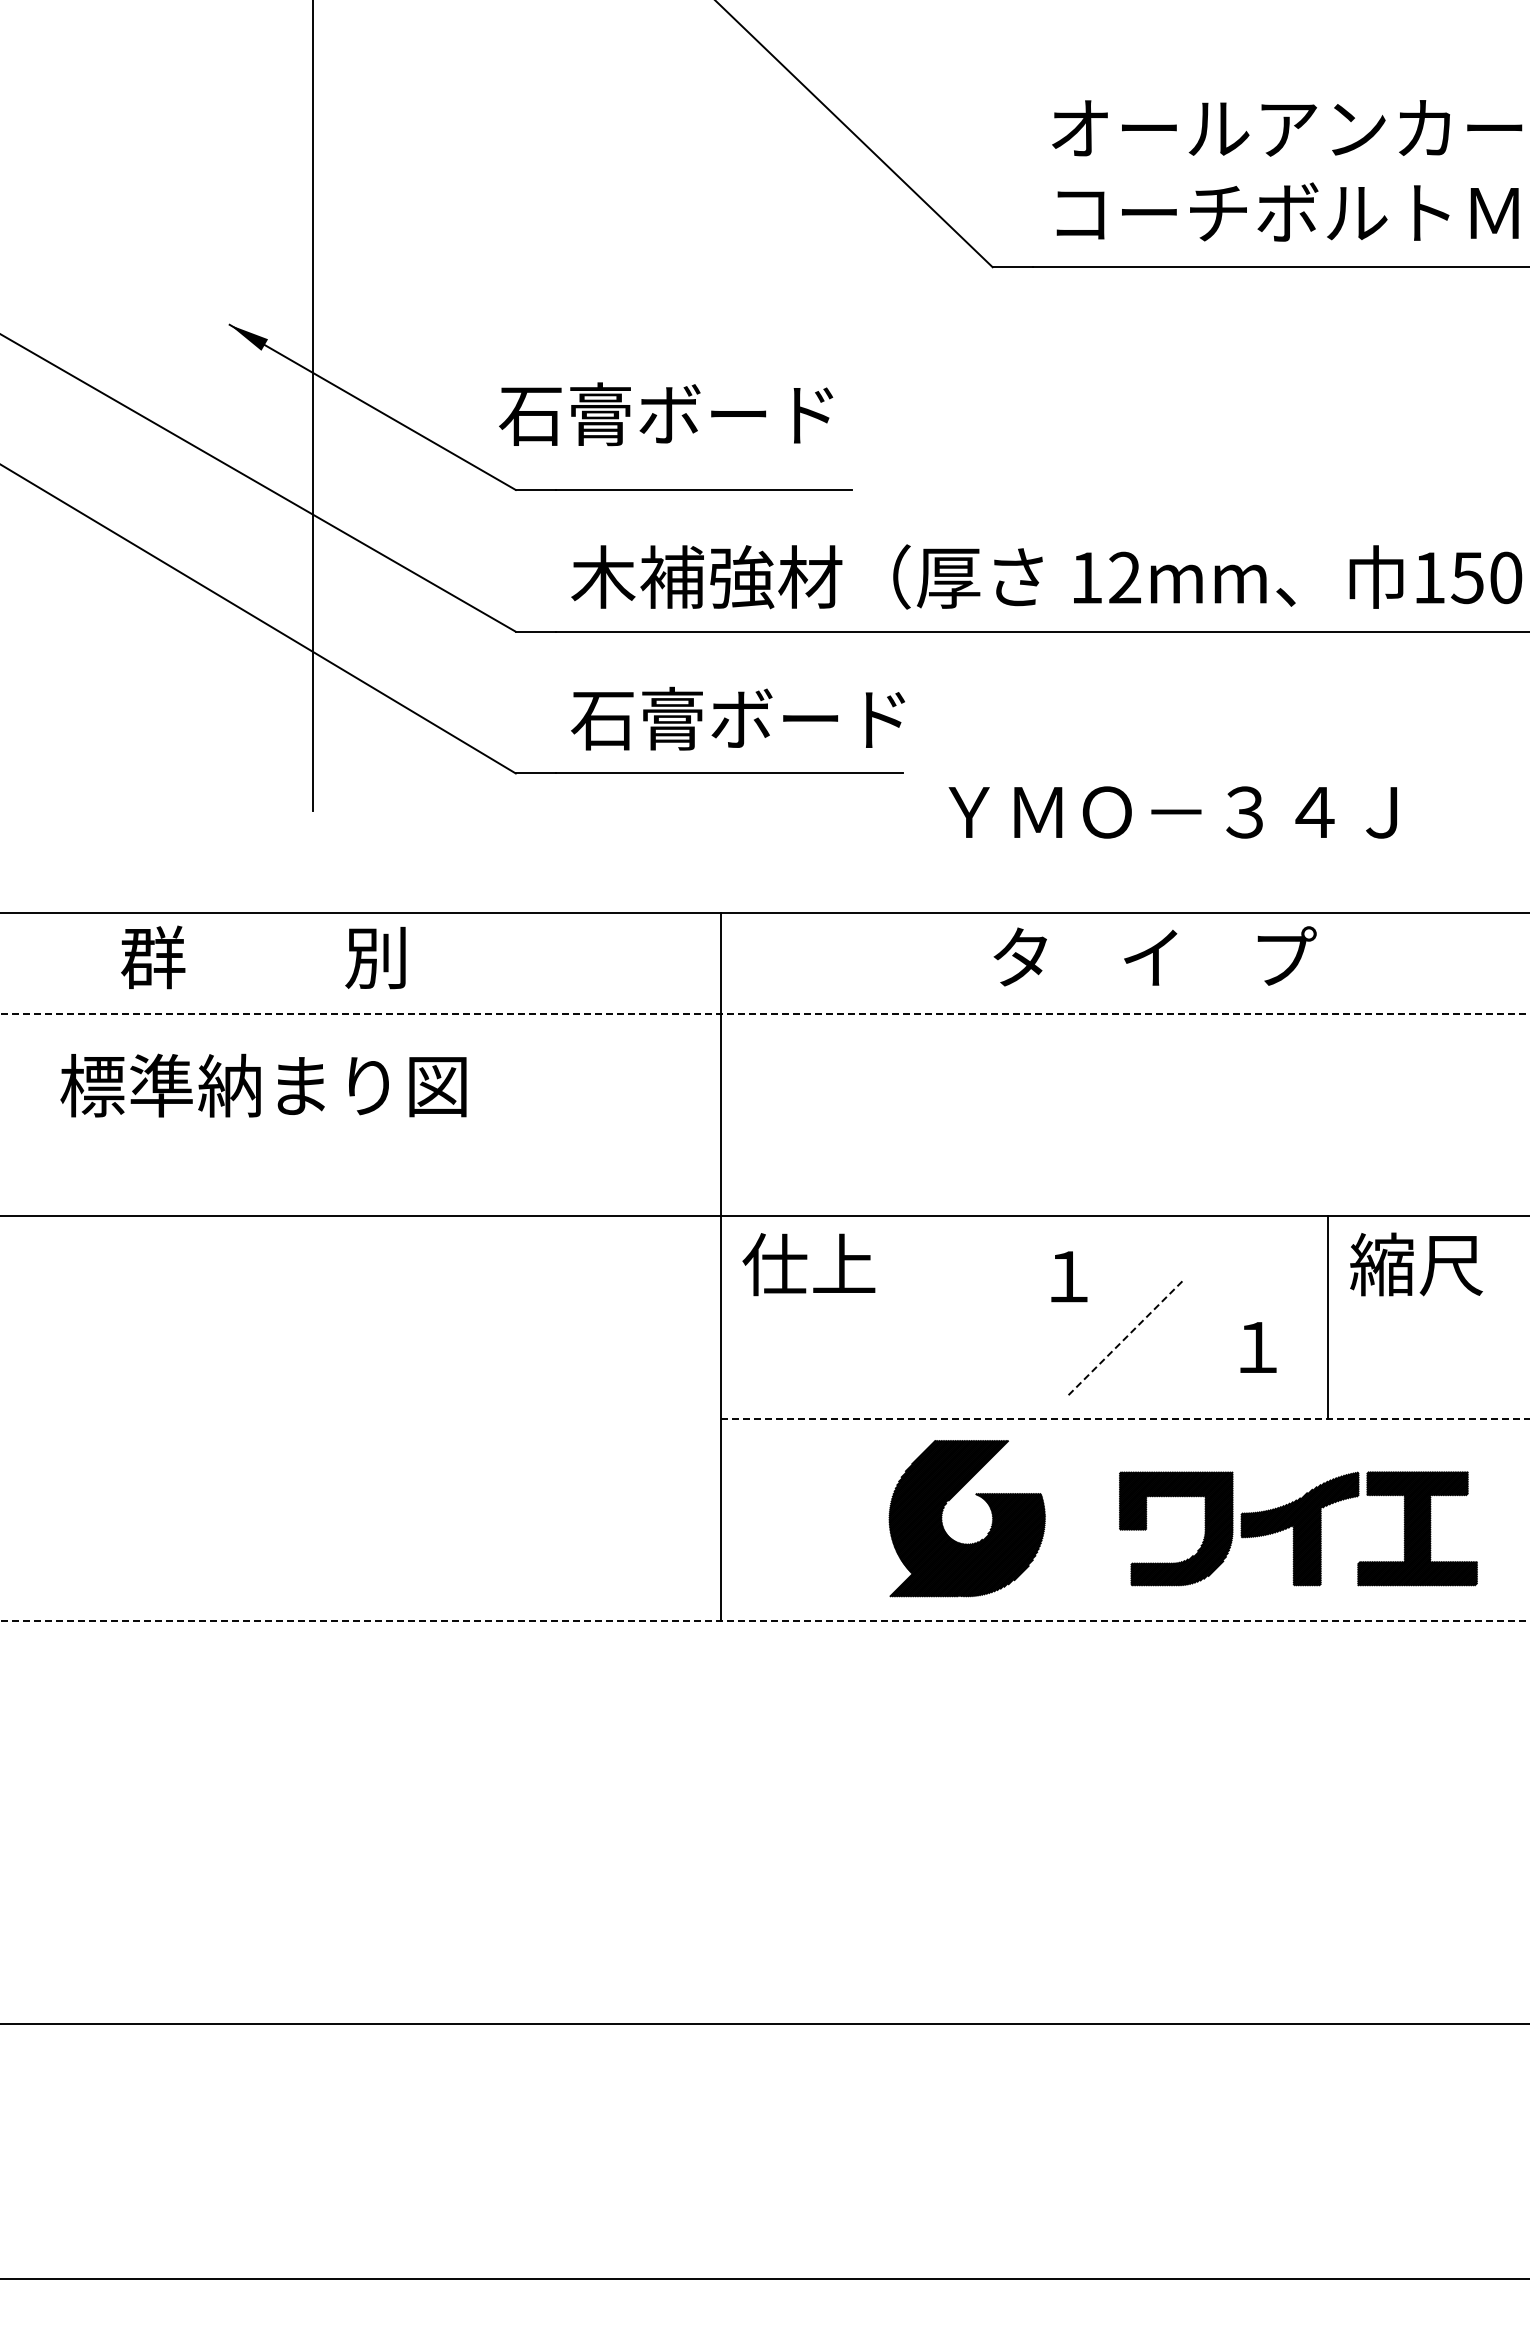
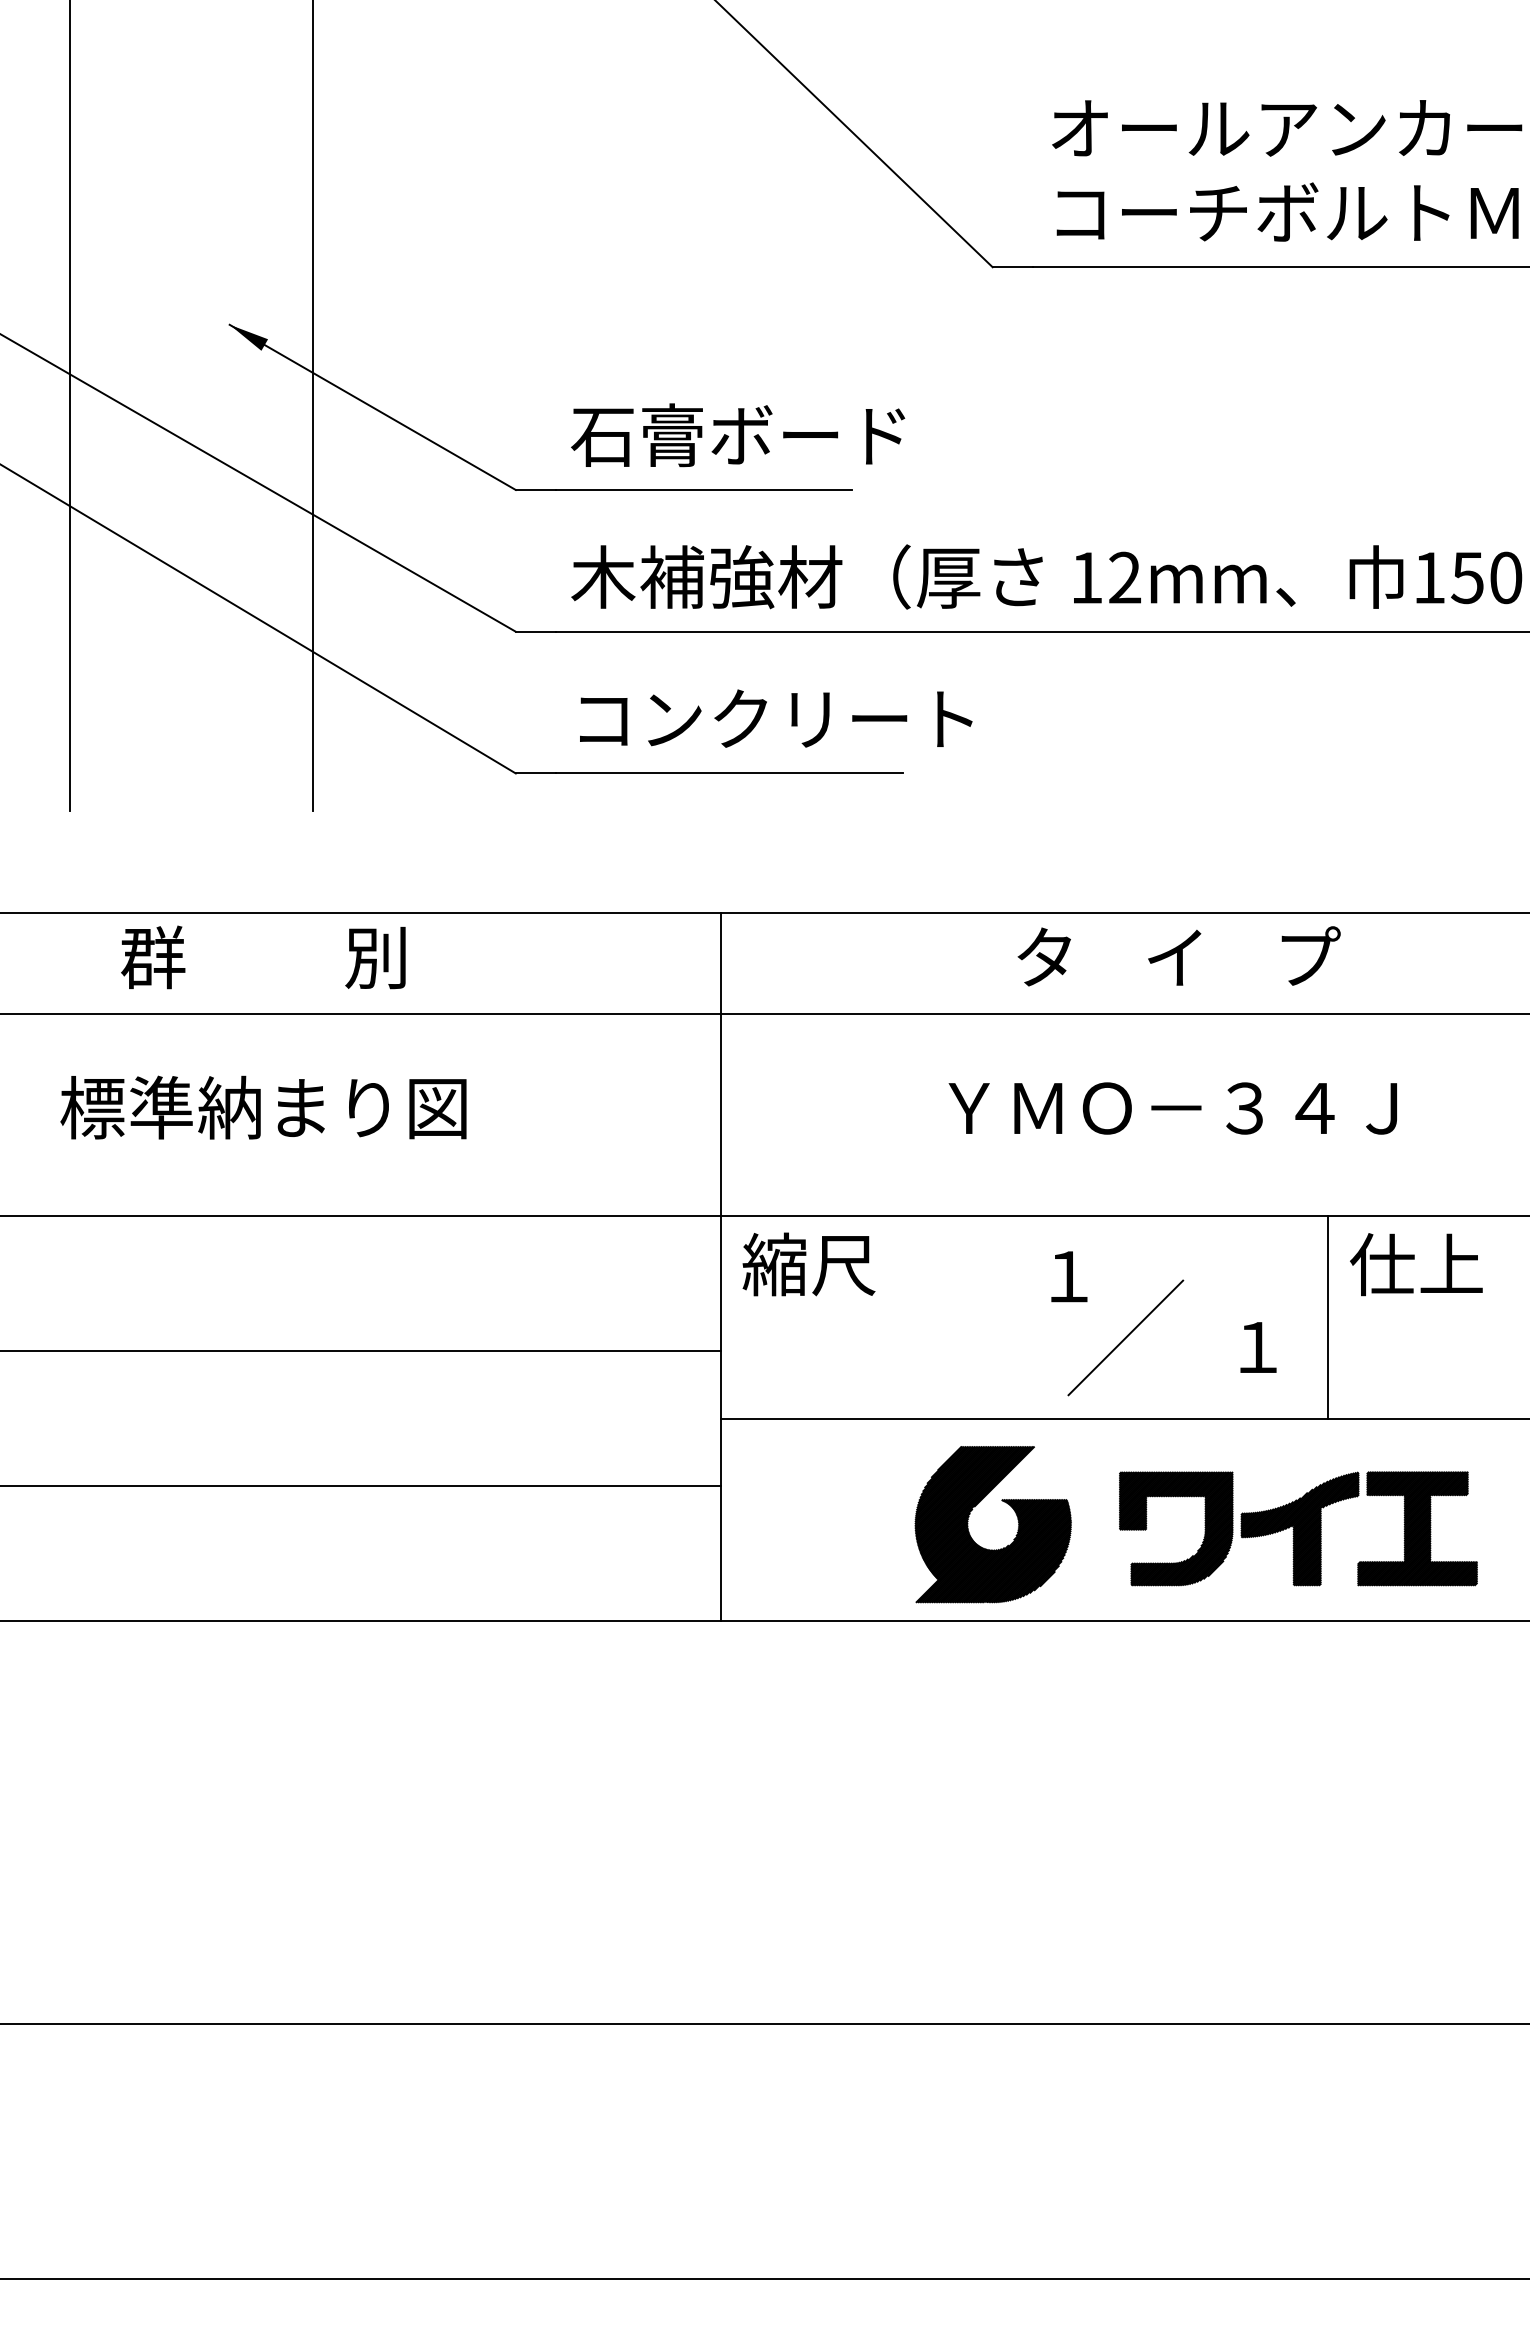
line: none -> present (70, 406)
text position: (666, 414) -> (738, 435) (738, 435)
text: 石膏ボード -> コンクリート (771, 718)
text position: (1172, 812) -> (1172, 1108) (1172, 1108)
text position: (1154, 956) -> (1178, 956) (1178, 956)
line: dashed -> solid (765, 1013)
text position: (263, 1085) -> (263, 1107) (263, 1107)
text: 仕上 -> 縮尺 (808, 1264)
text: 縮尺 -> 仕上 (1416, 1264)
line: dashed -> solid (1125, 1337)
line: none -> present (361, 1351)
line: dashed -> solid (1125, 1418)
line: none -> present (361, 1486)
part position: (942, 1518) -> (968, 1524) (968, 1524)
line: dashed -> solid (765, 1621)
